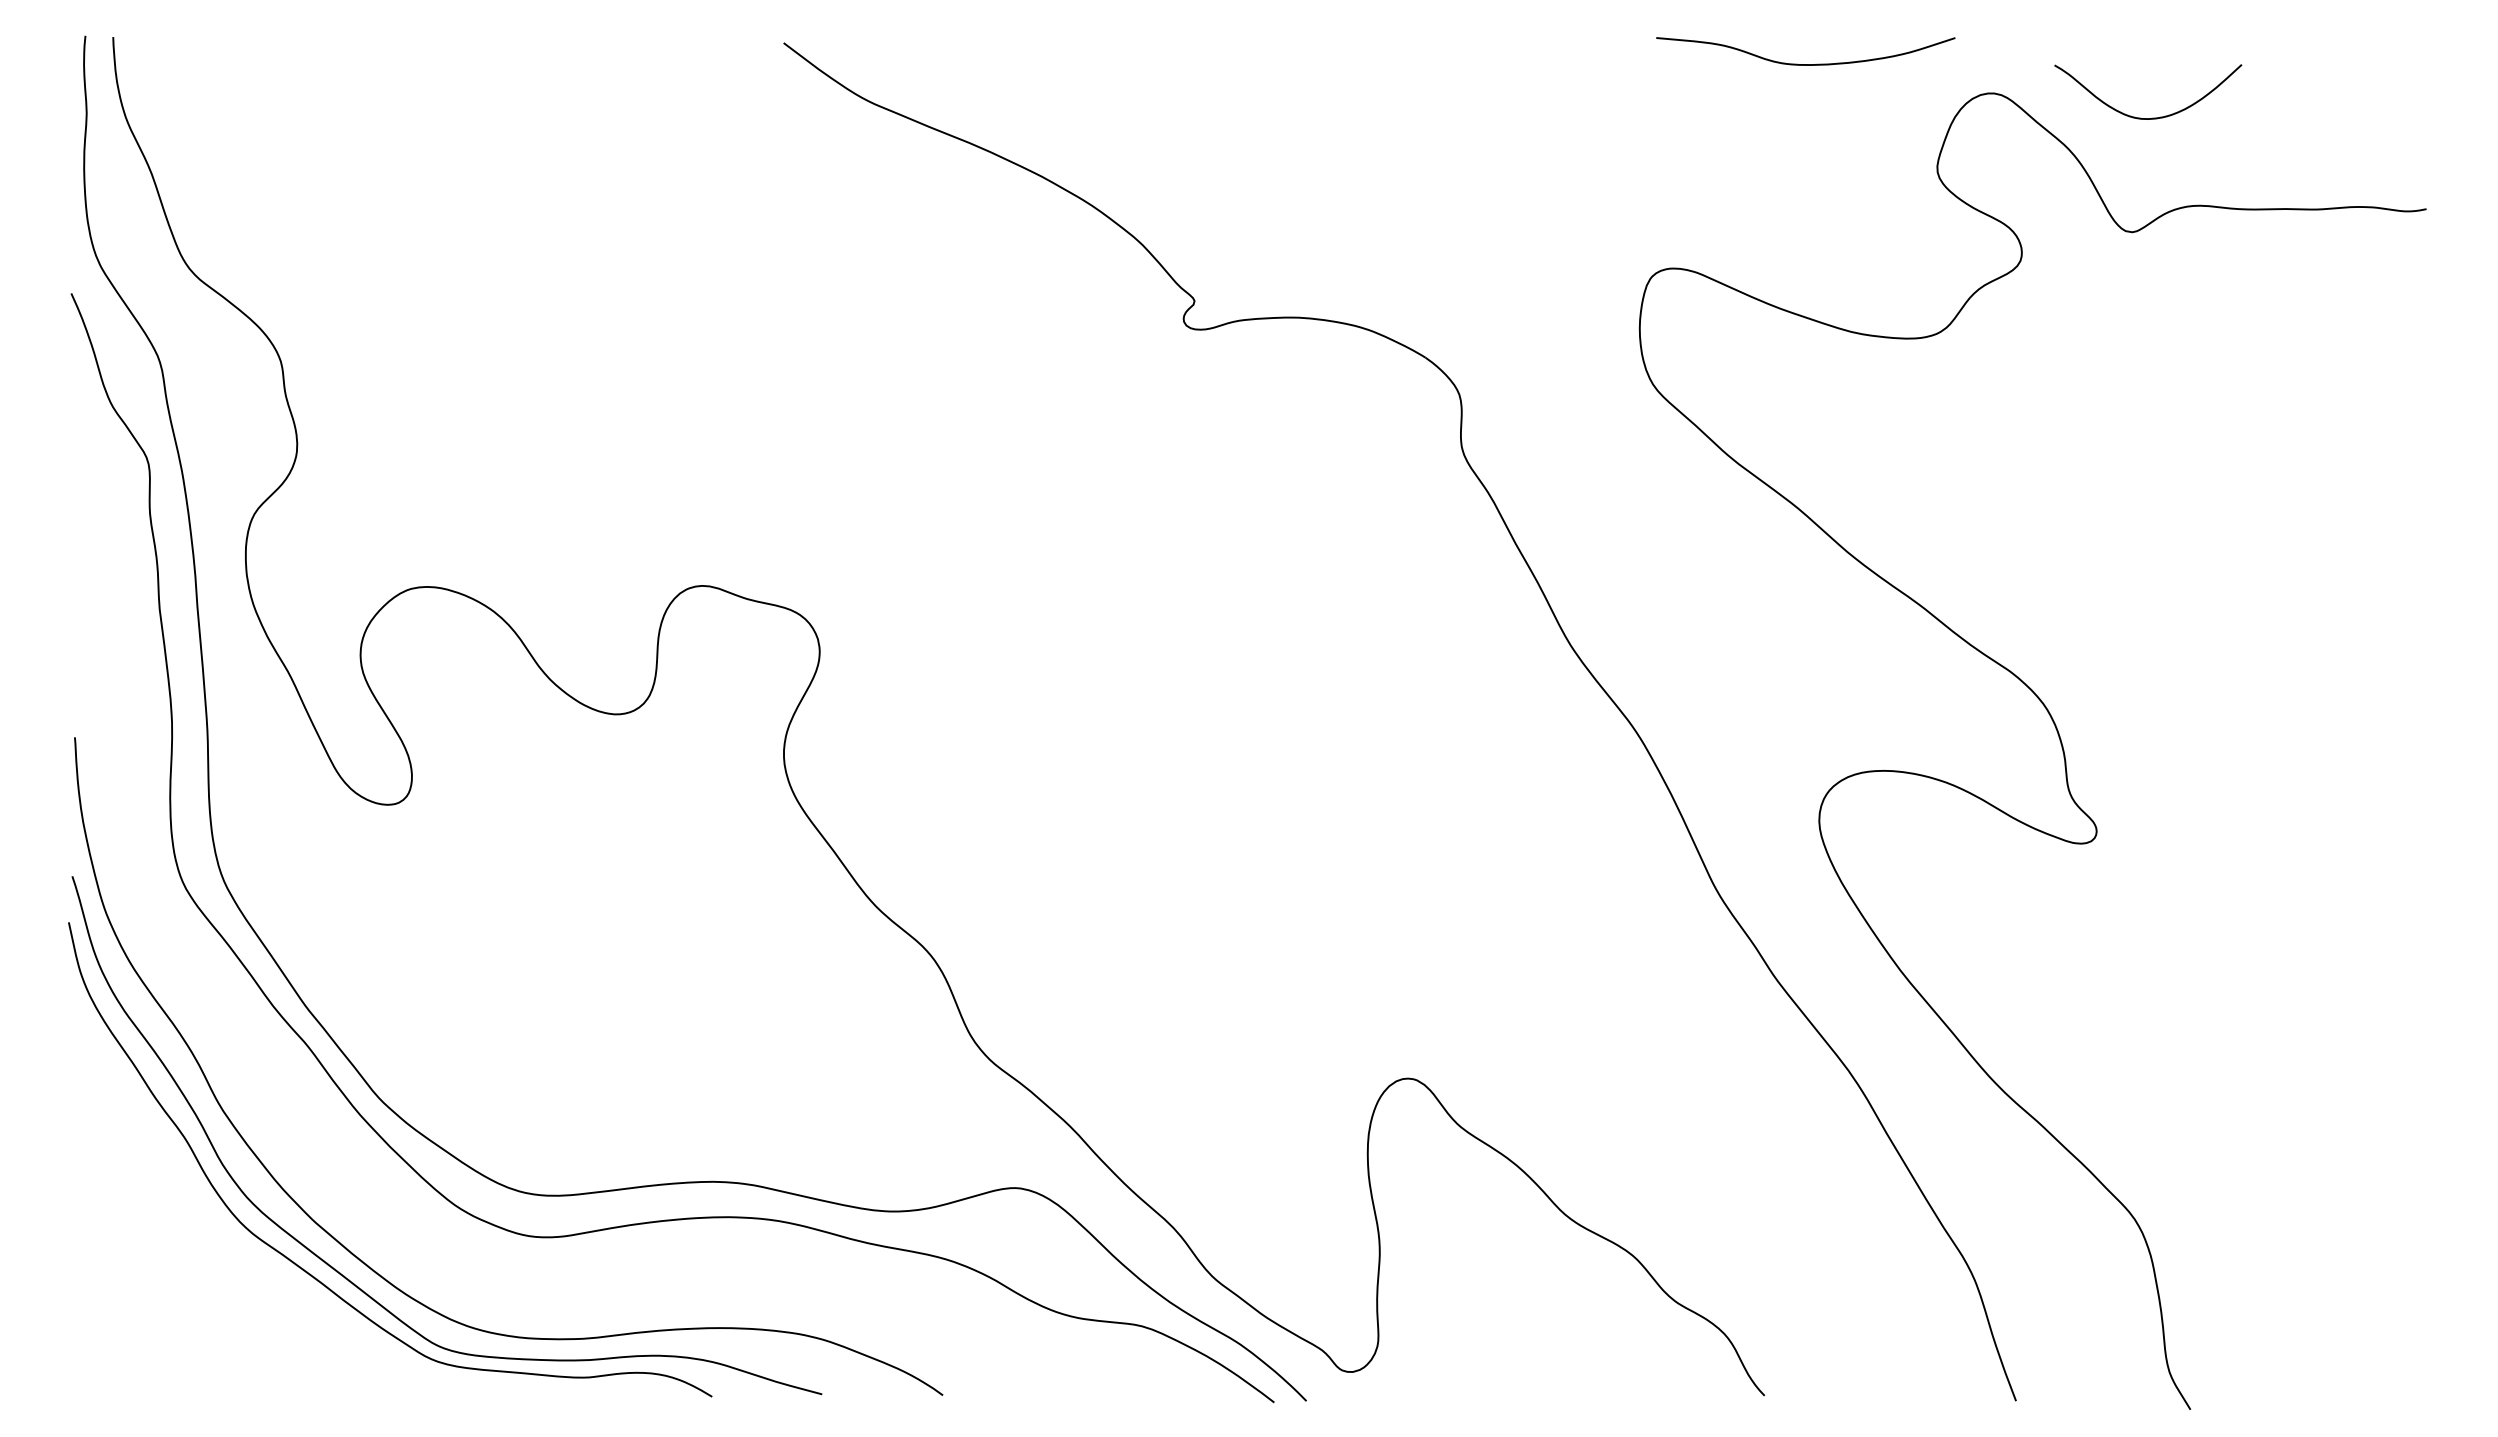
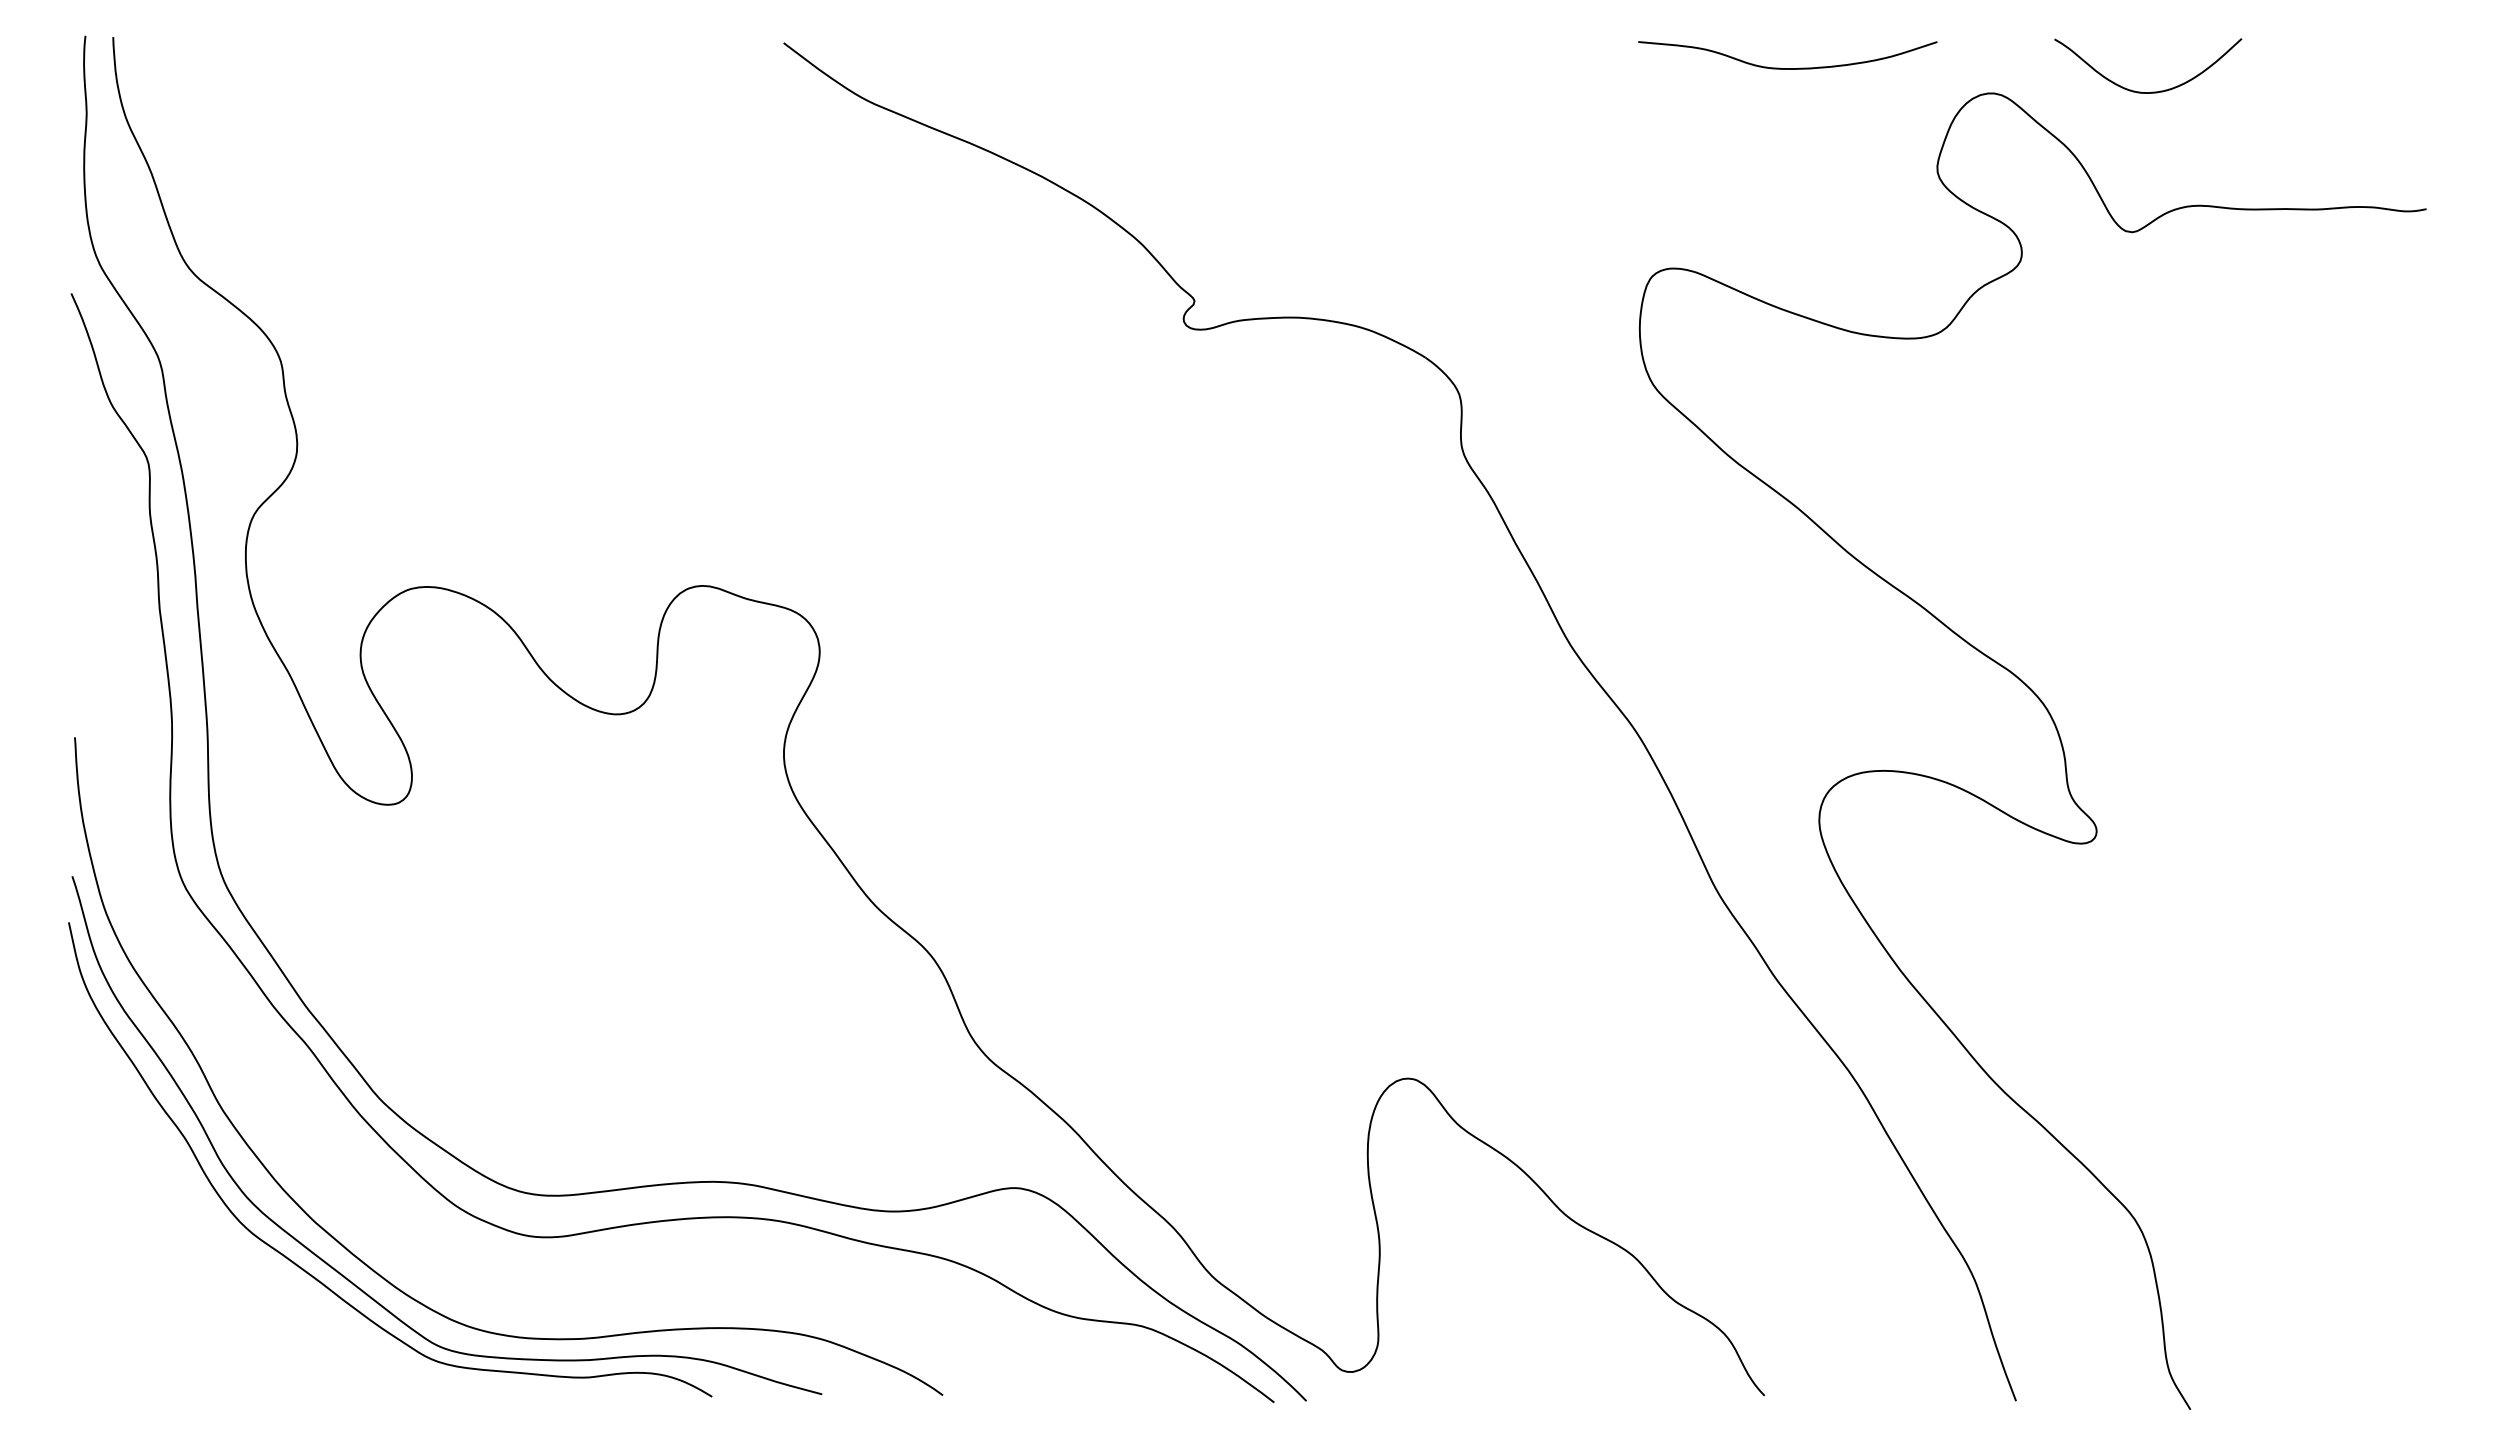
curve position: (1805, 64) -> (1787, 68) (1787, 68)
curve position: (2152, 117) -> (2152, 91) (2152, 91)
